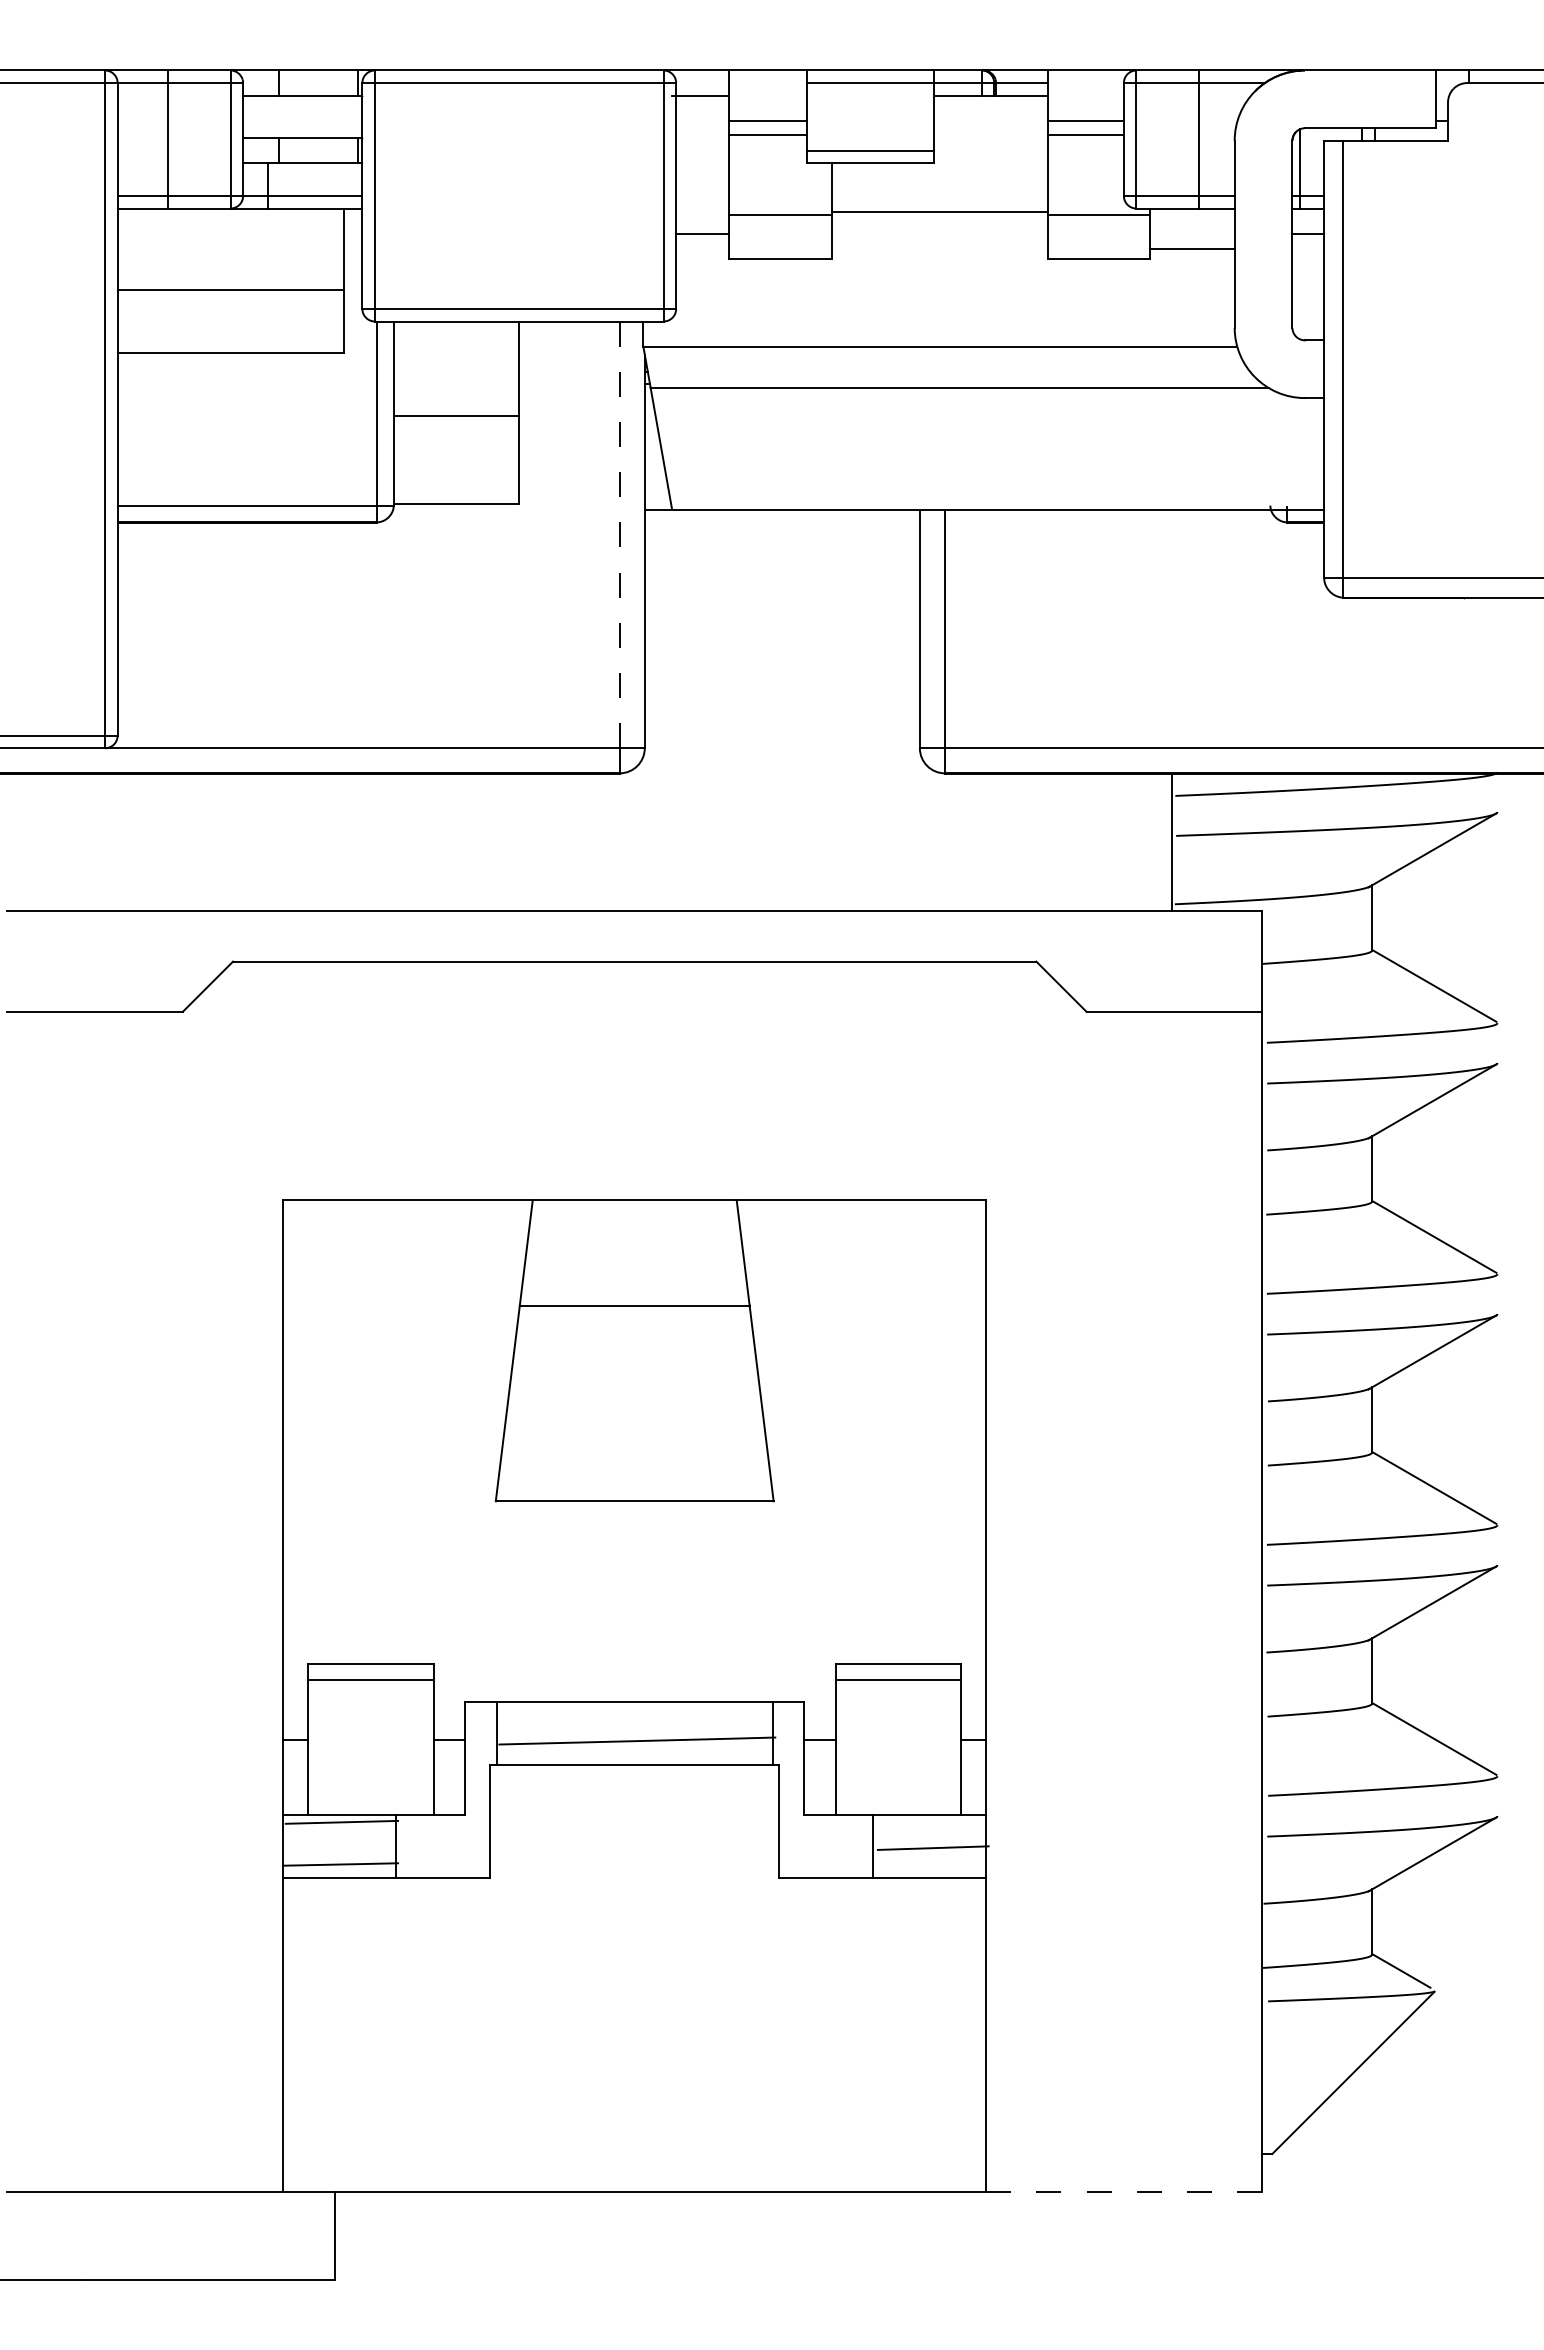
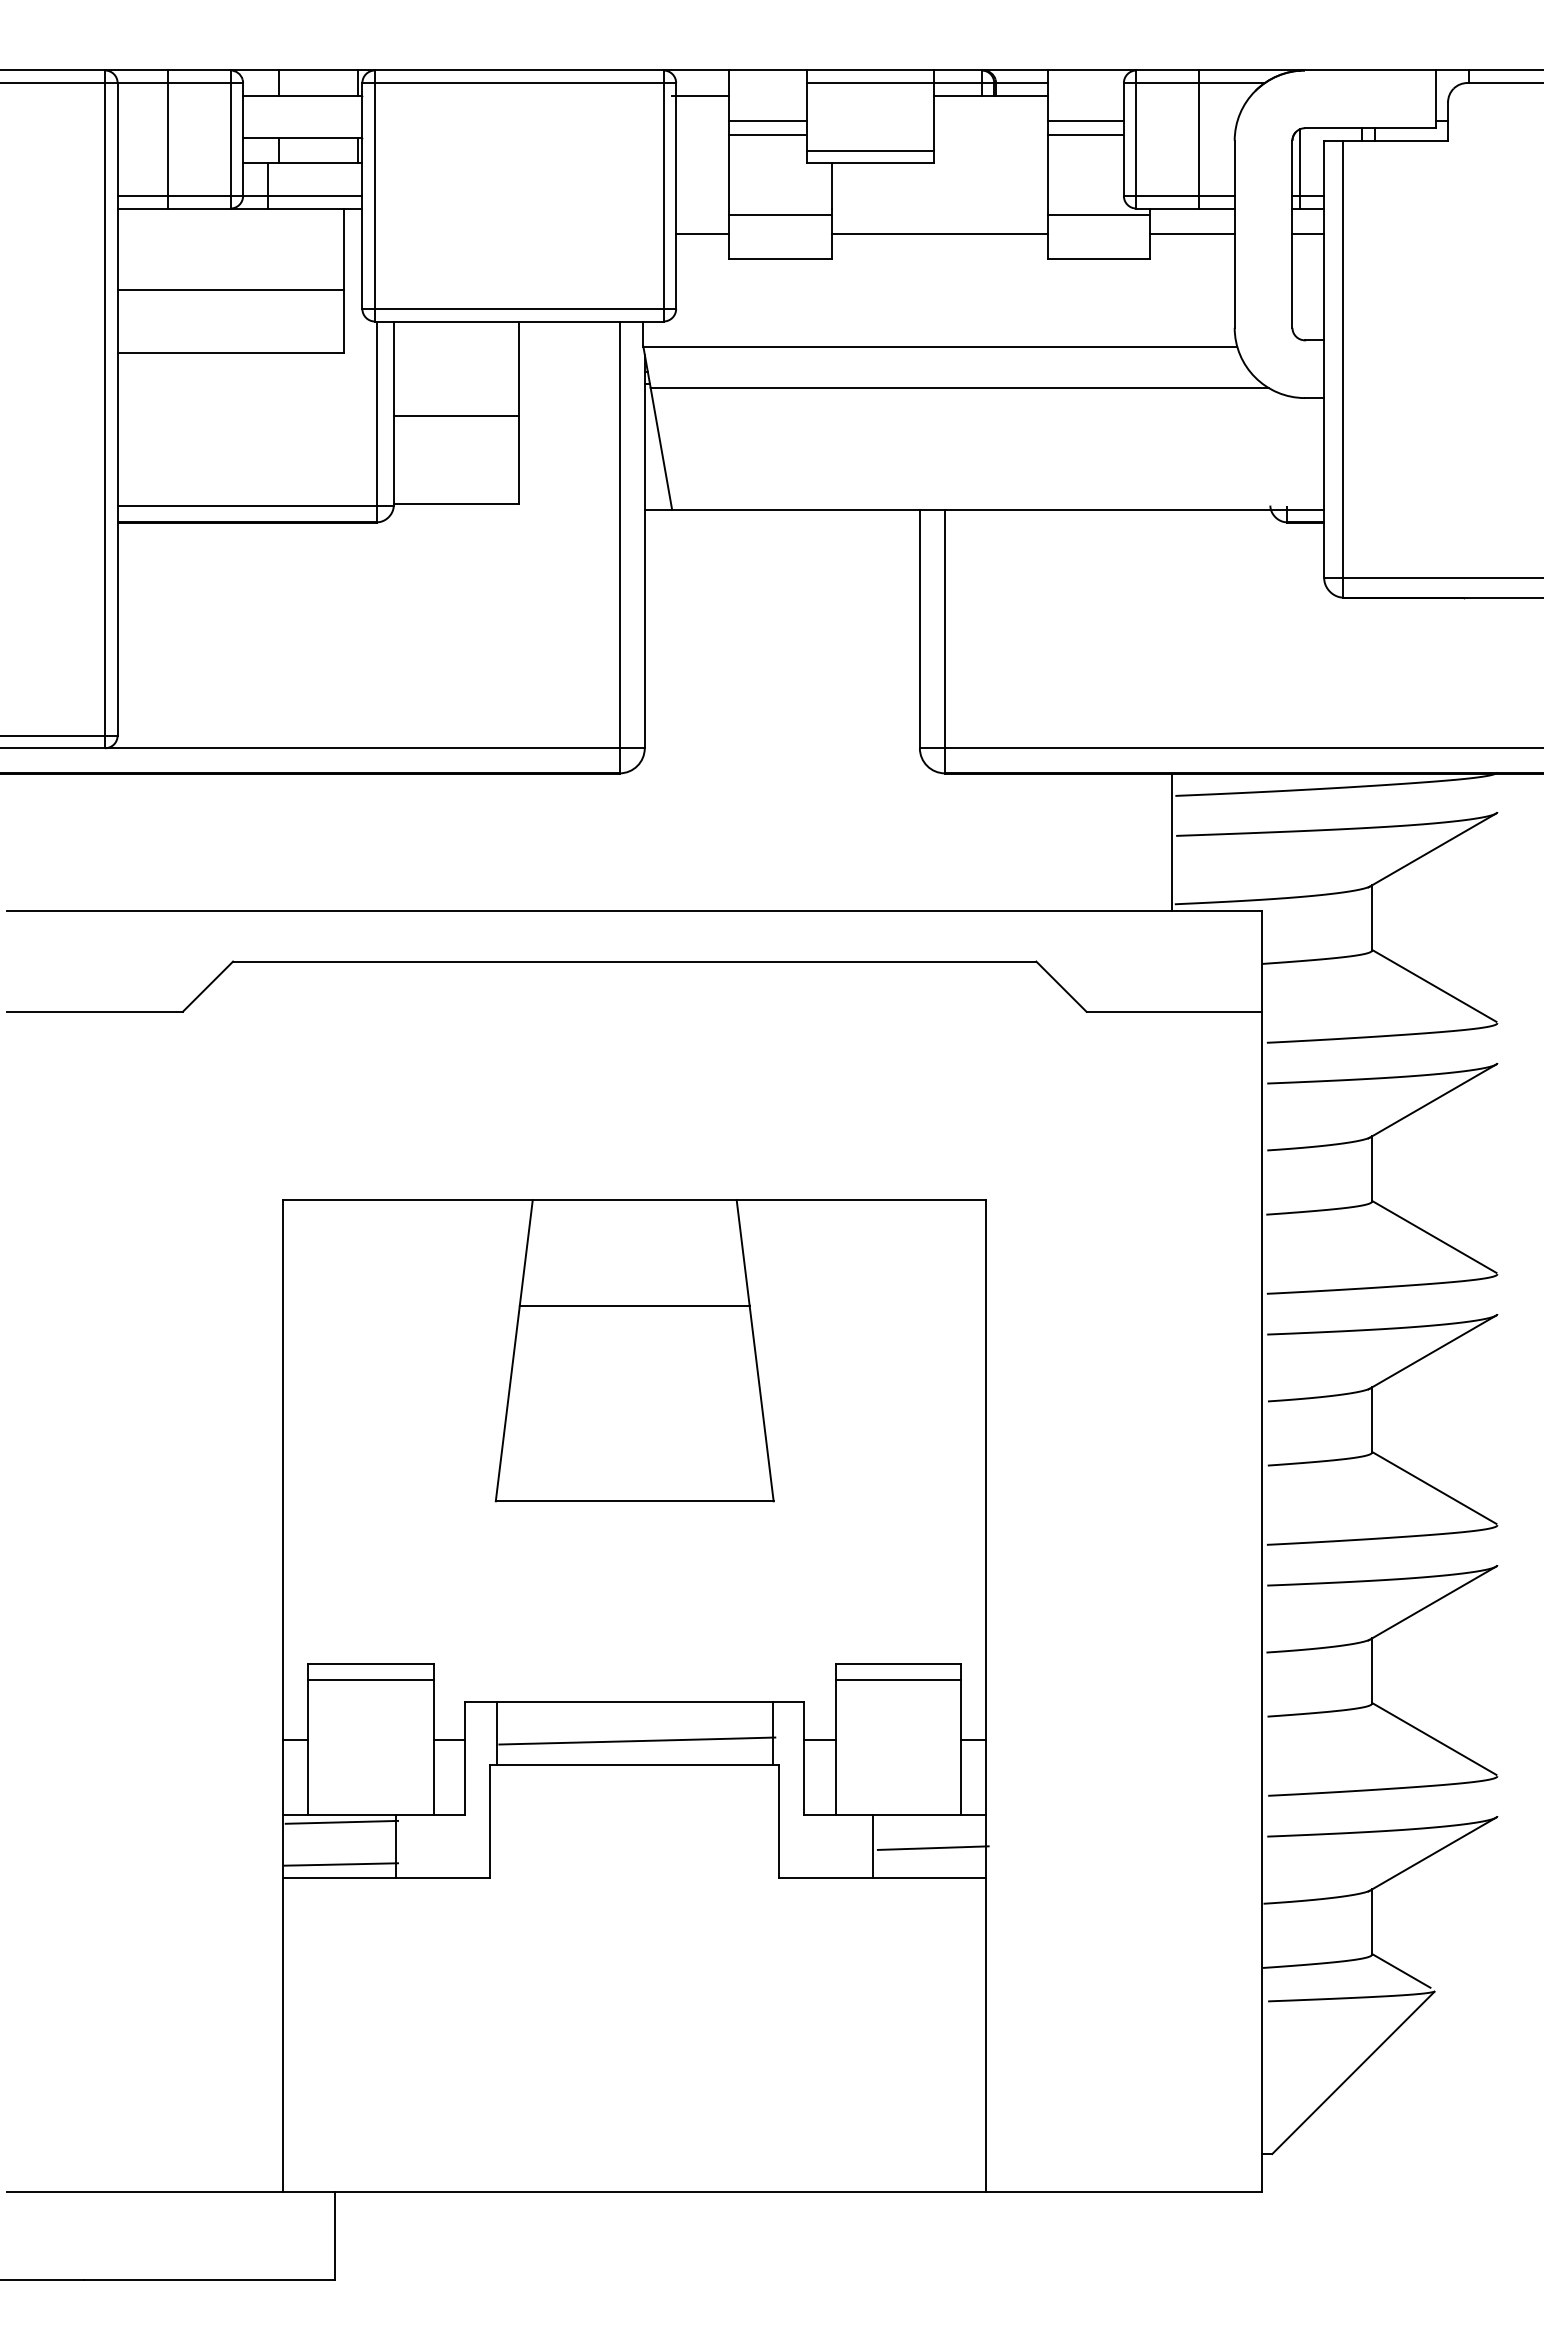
line position: (939, 211) -> (939, 233) (939, 233)
line position: (1192, 248) -> (1192, 233) (1192, 233)
line: dashed -> solid (619, 534)
line: dashed -> solid (1124, 2191)
